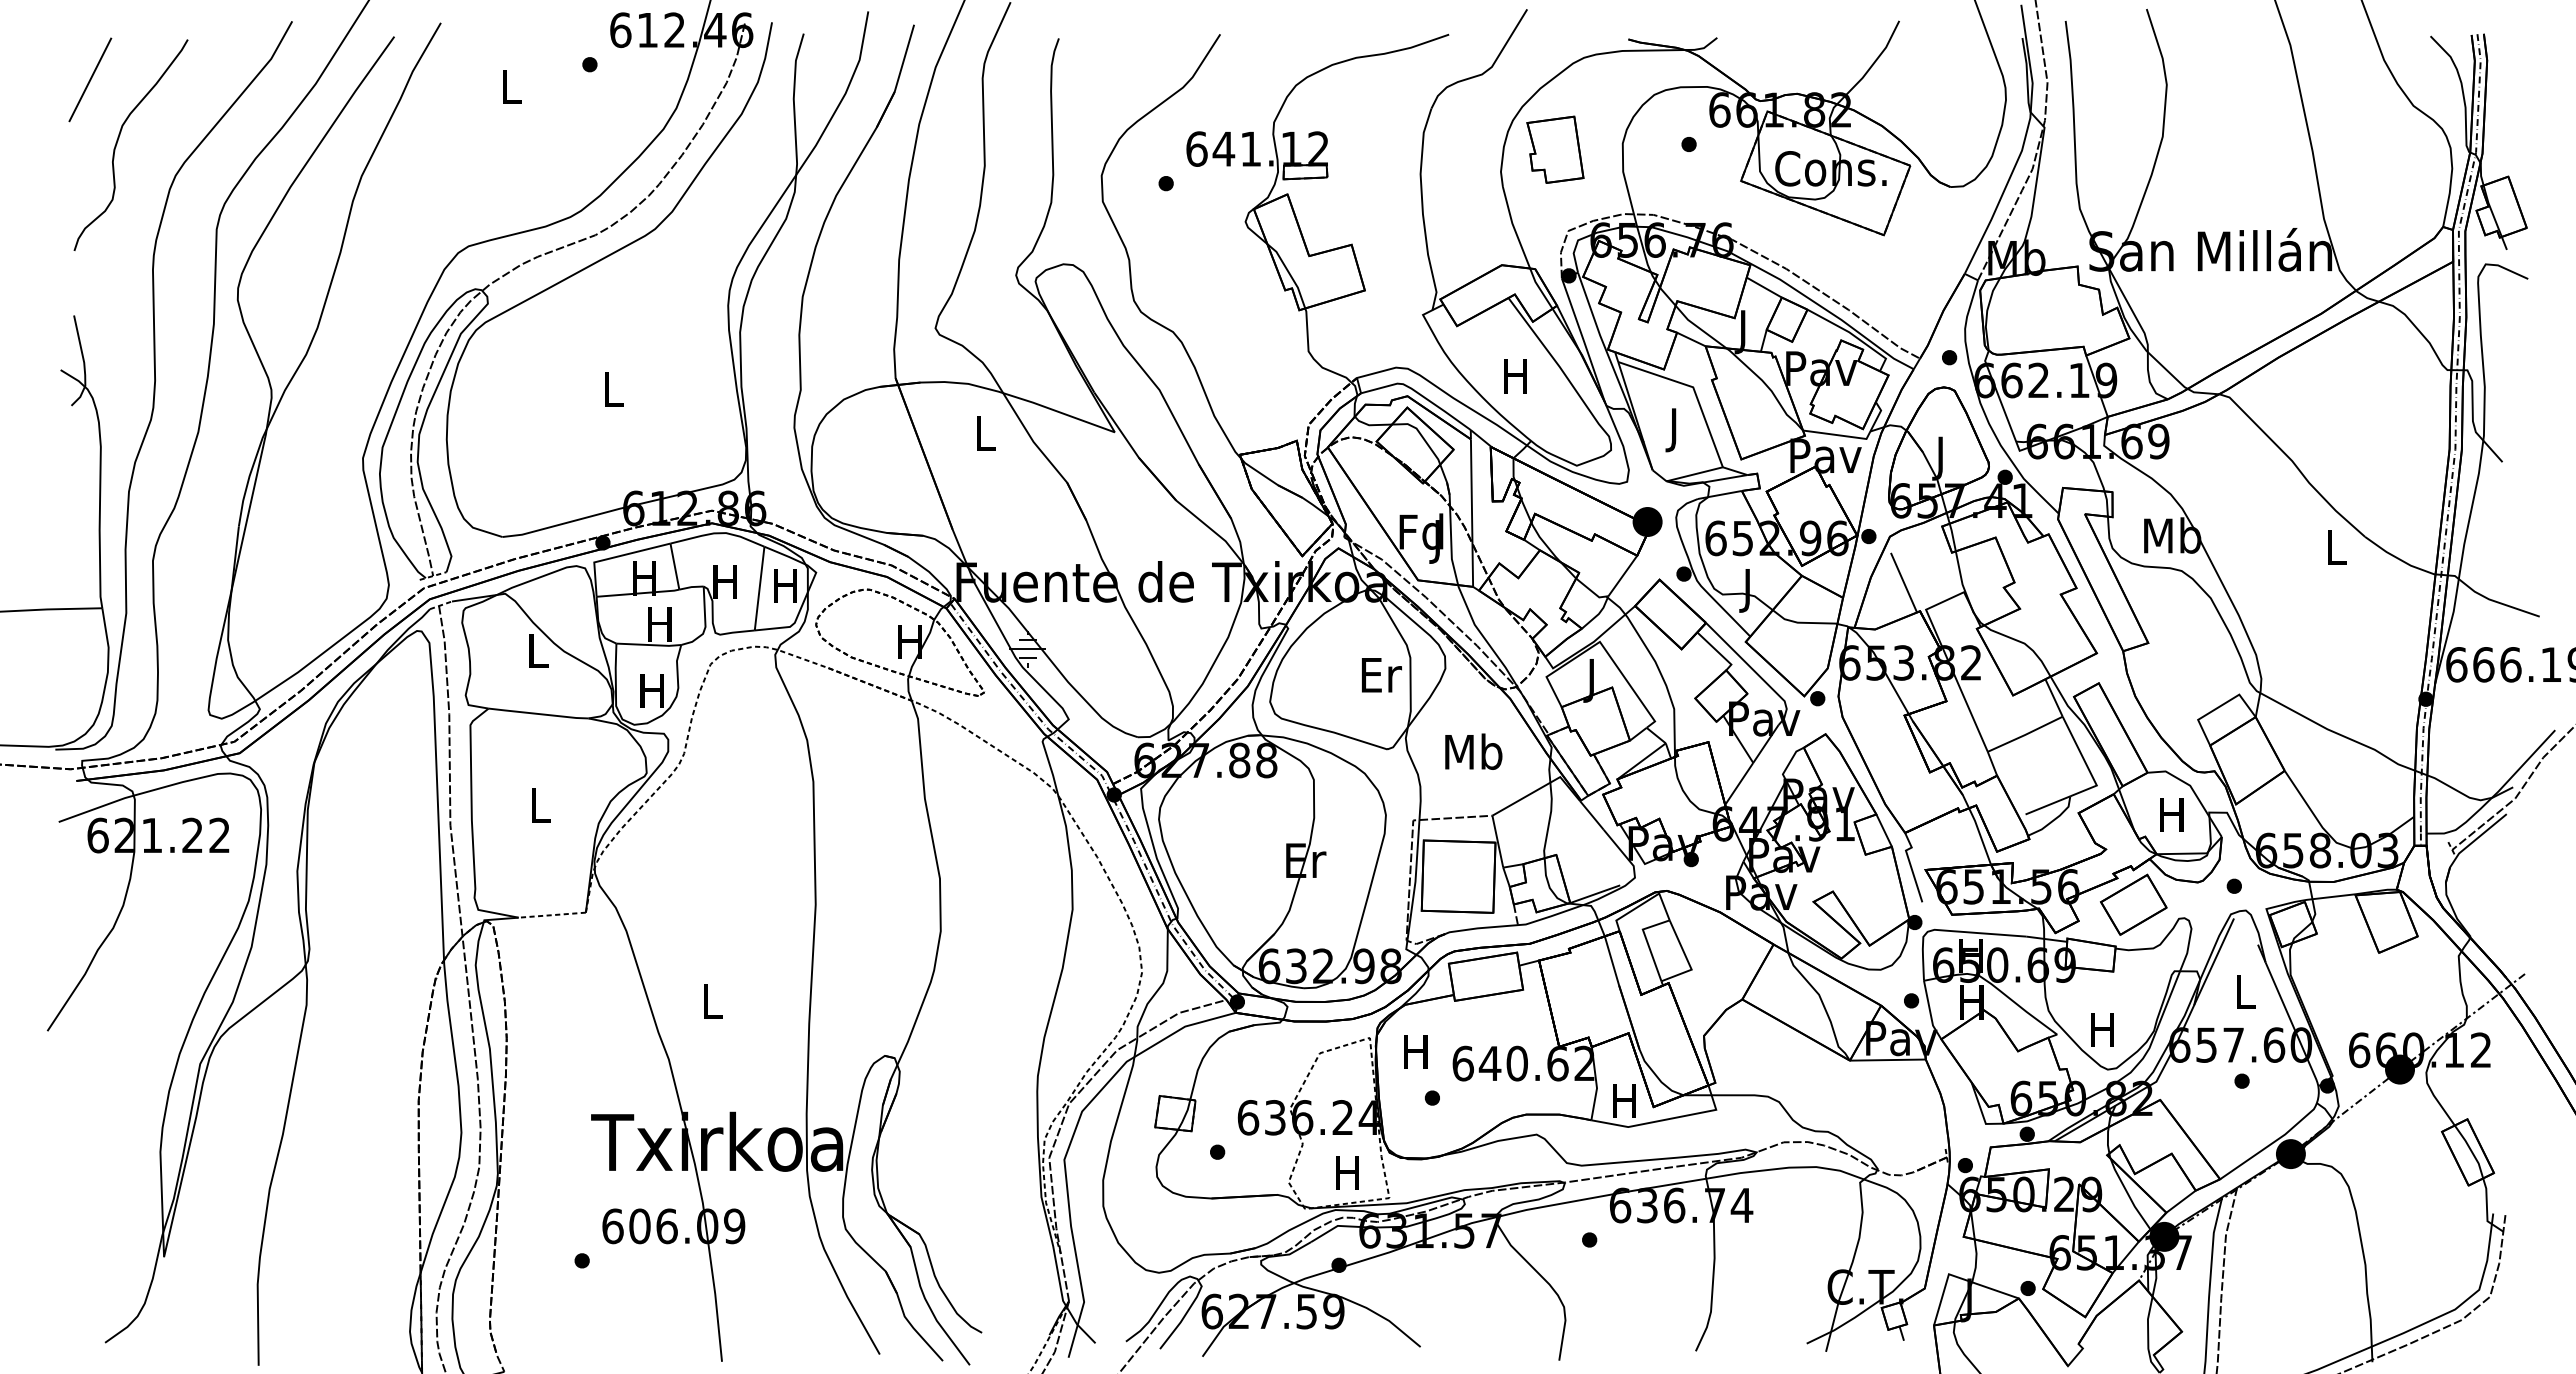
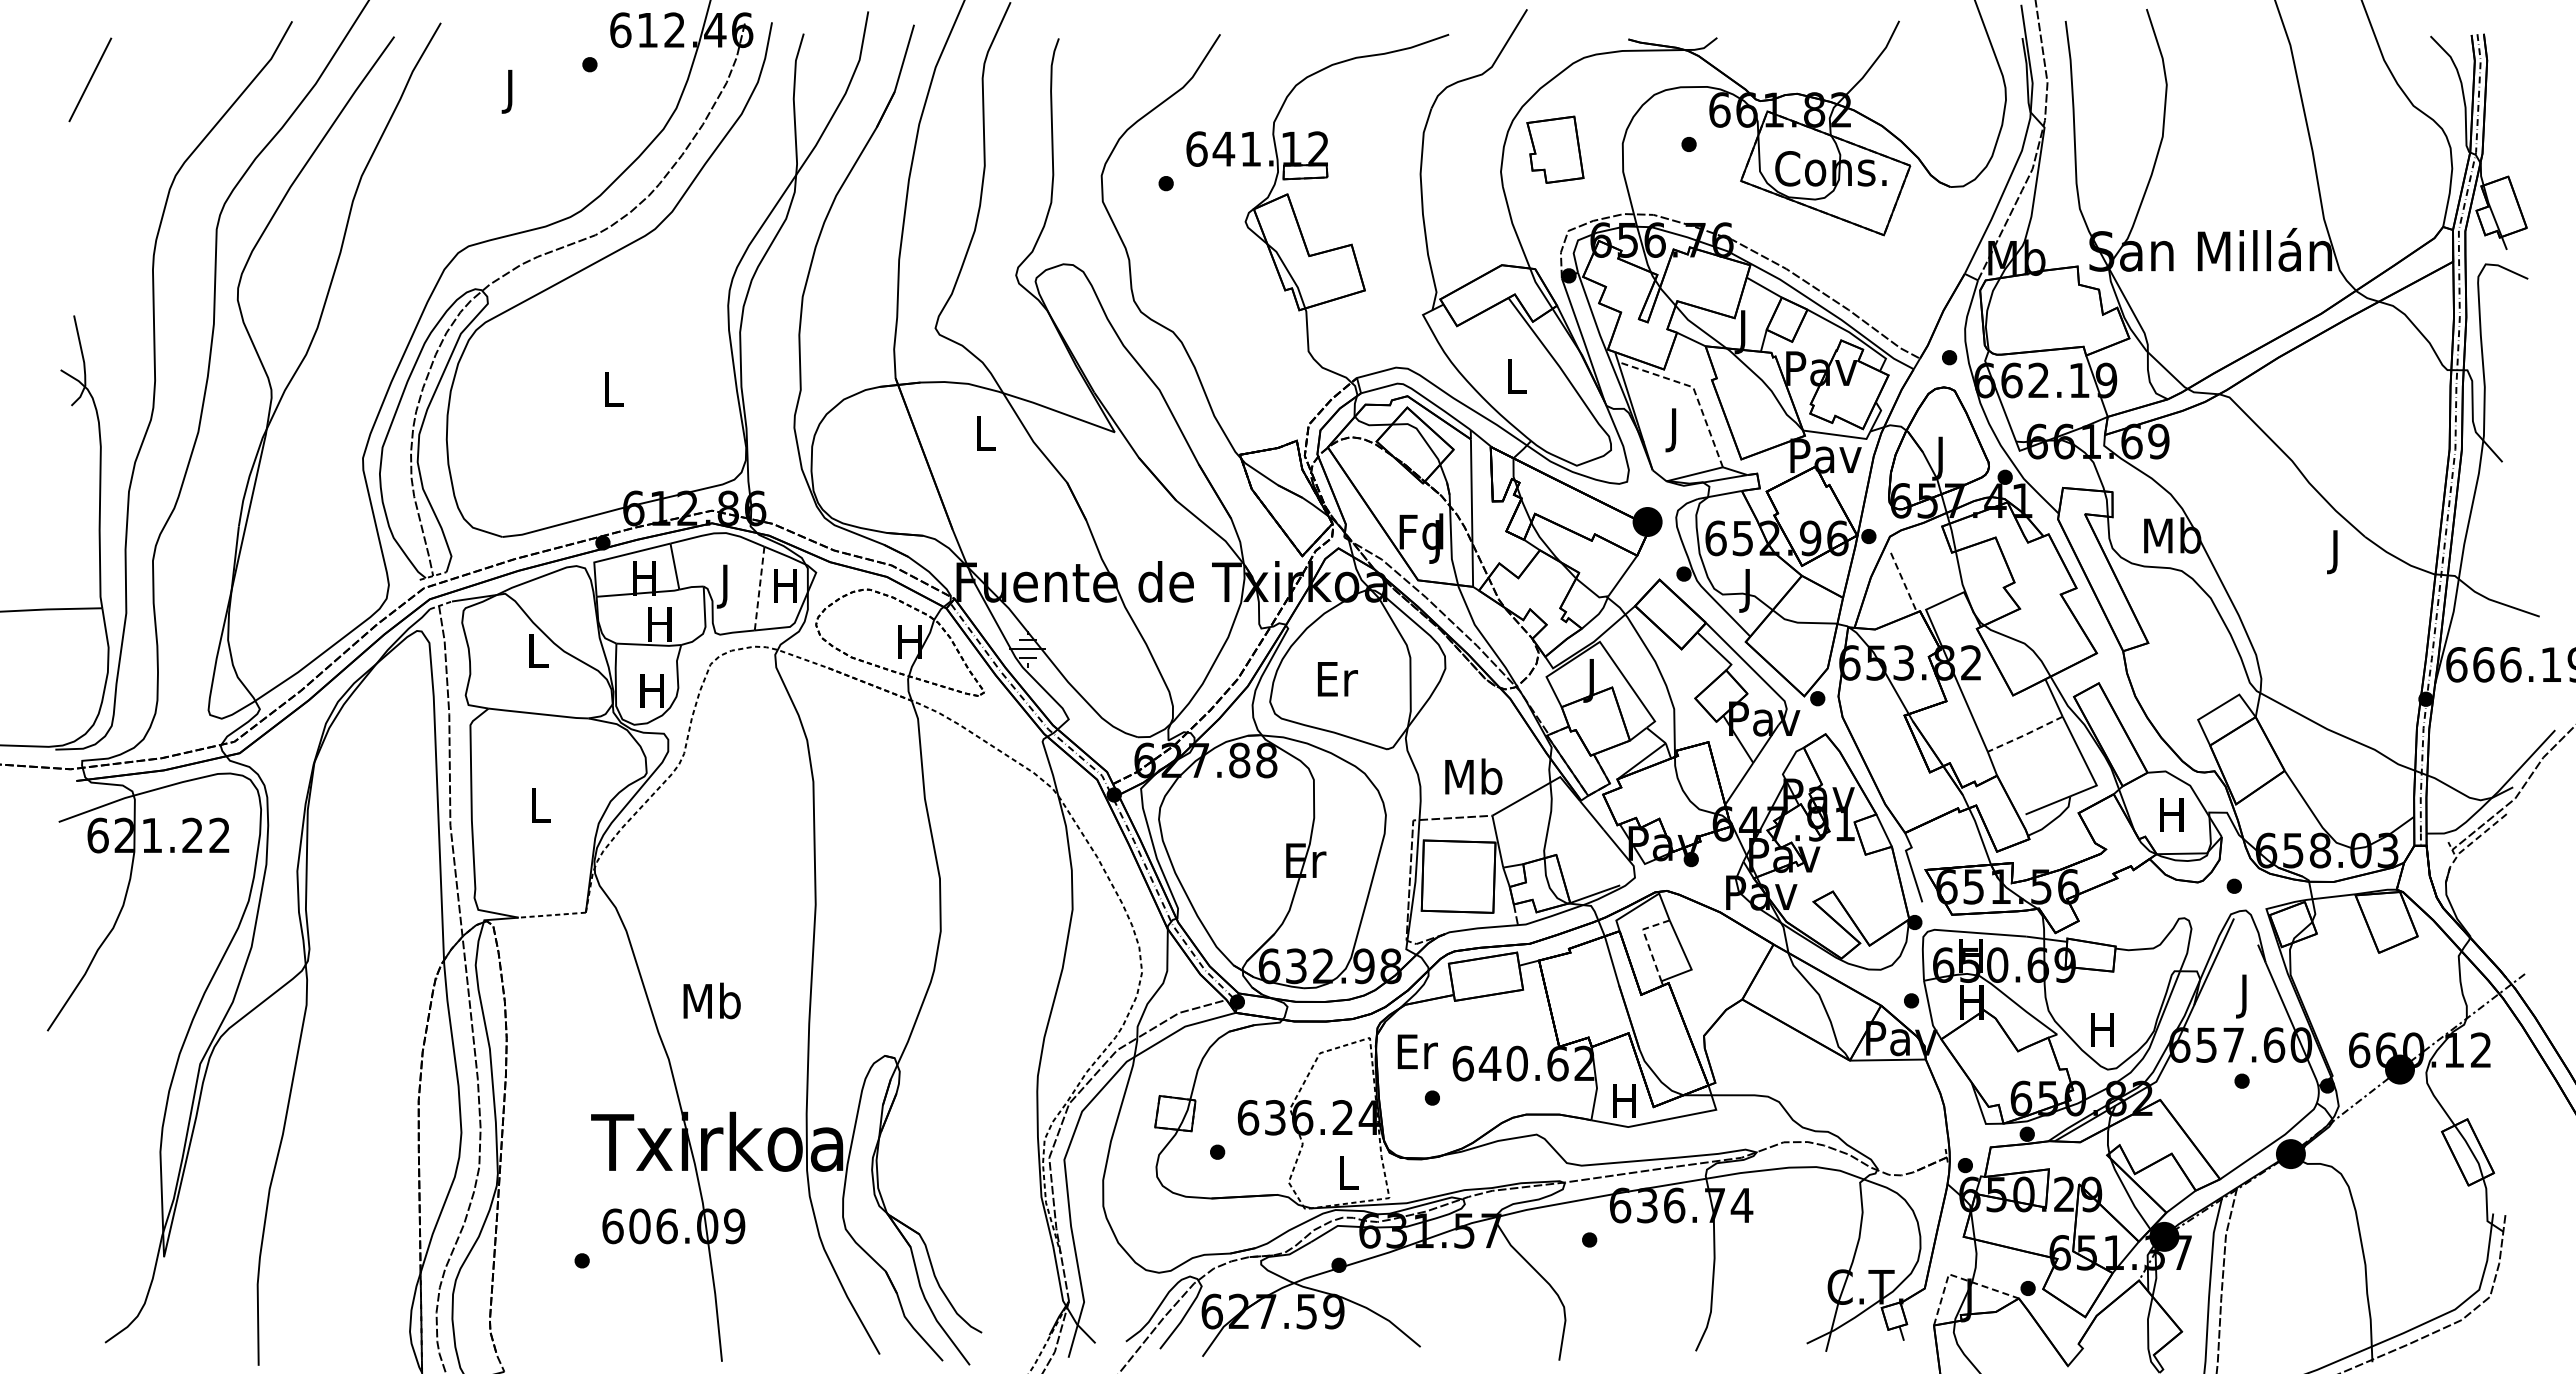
text: L -> J (511, 91)
curve: present -> none (118, 141)
text: H -> L (1515, 376)
line: solid -> dashed (1693, 389)
text: L -> J (2336, 552)
line: solid -> dashed (1904, 582)
text: H -> J (724, 586)
line: solid -> dashed (759, 589)
text position: (1381, 675) -> (1337, 679) (1337, 679)
line: solid -> dashed (2025, 735)
text position: (1473, 751) -> (1473, 776) (1473, 776)
line: solid -> dashed (2469, 845)
part: present -> none (2133, 904)
line: solid -> dashed (1647, 941)
text: L -> J (2245, 996)
text: L -> Mb (711, 1000)
text: H -> Er (1417, 1051)
text: H -> L (1347, 1172)
line: solid -> dashed (1958, 1277)
